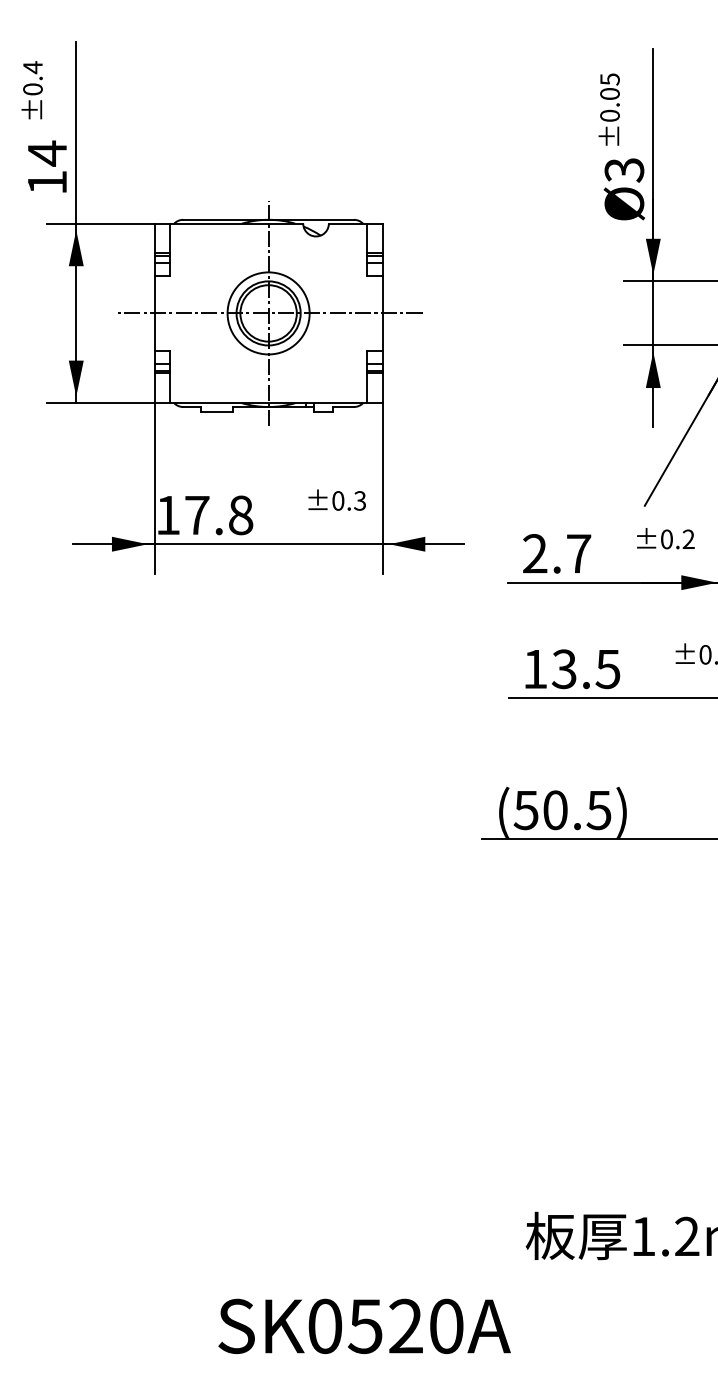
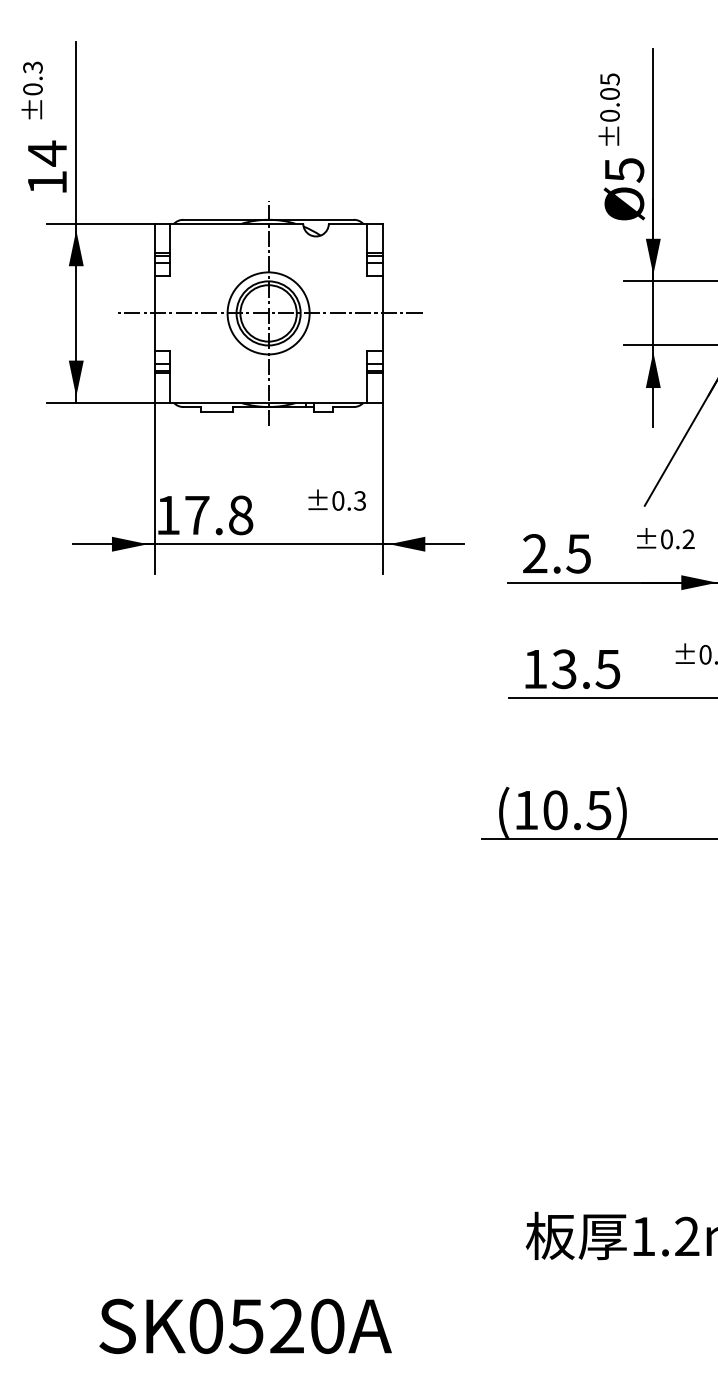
text: ±0.4 -> ±0.3 (32, 67)
text: Ø3 -> Ø5 (623, 170)
text: 2.7 -> 2.5 (578, 553)
text: (50.5) -> (10.5) (525, 810)
text position: (364, 1325) -> (245, 1325) (245, 1325)
